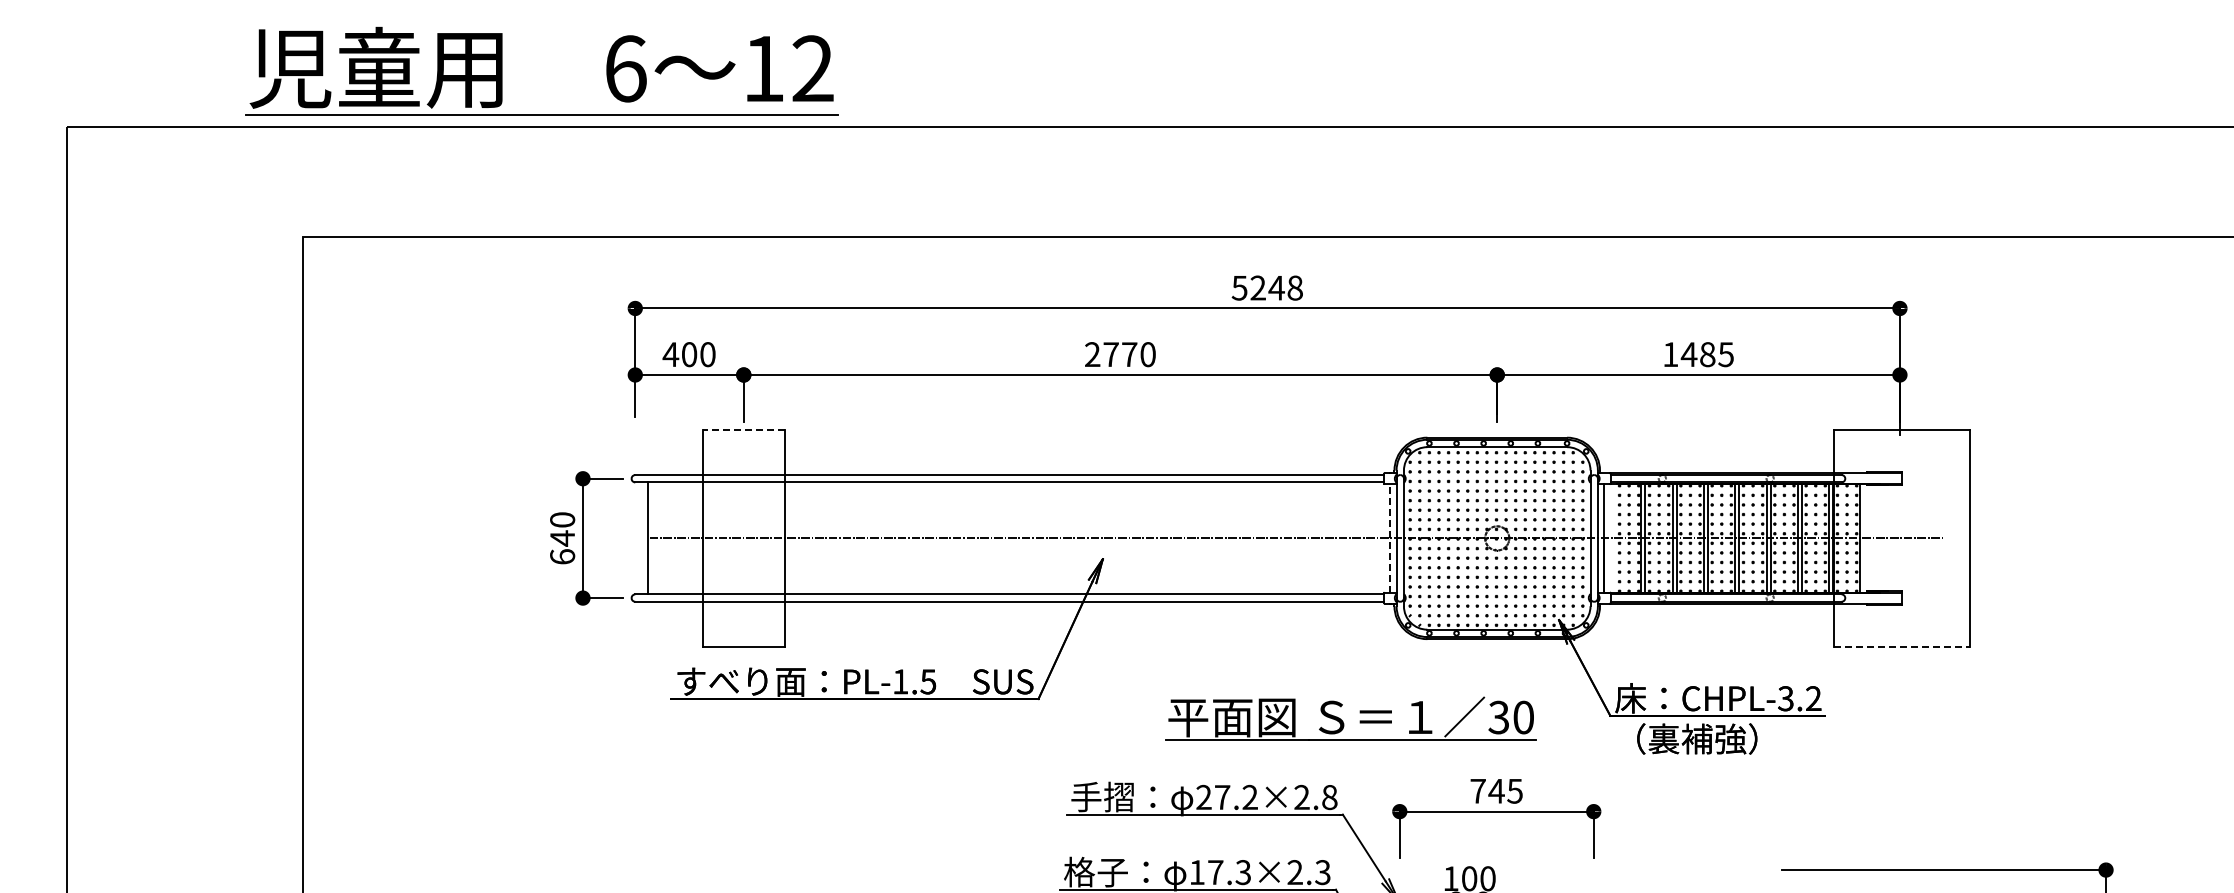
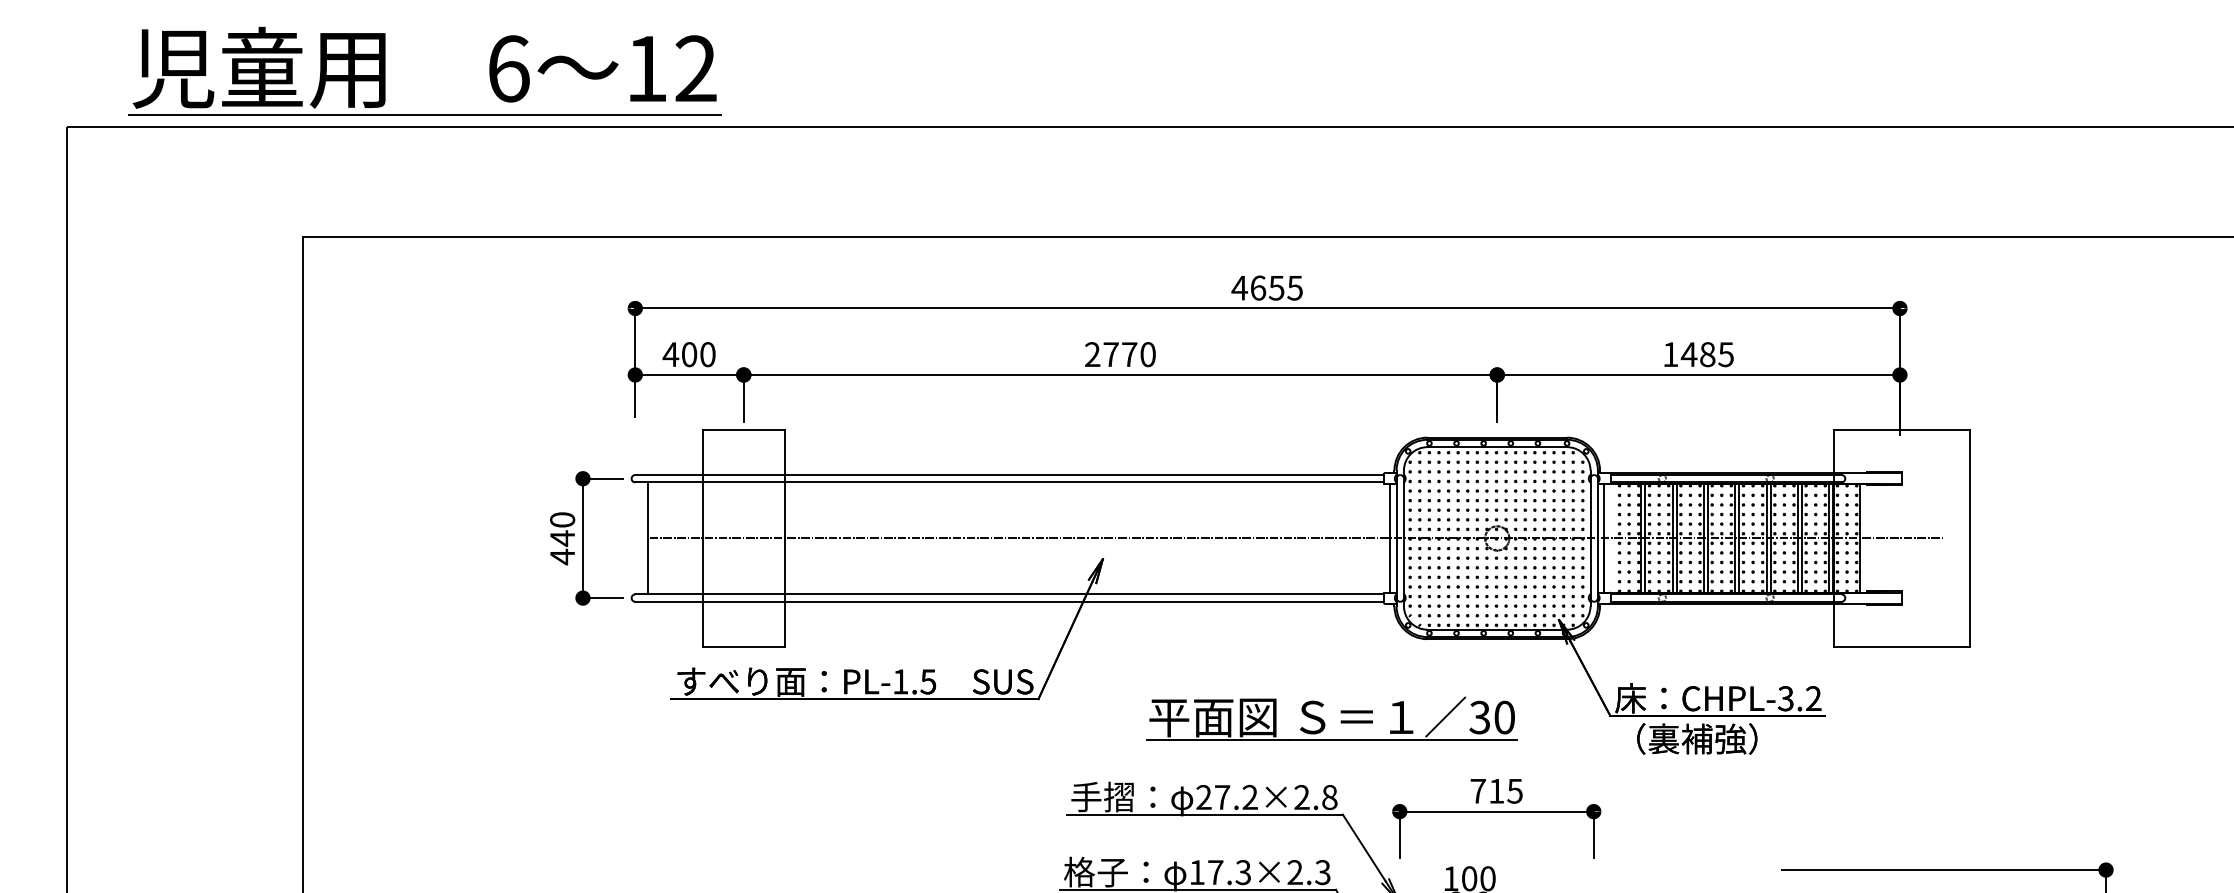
part position: (502, 70) -> (385, 70) (385, 70)
text: 5248 -> 4655 (1266, 287)
line: dashed -> solid (743, 429)
line: dashed -> solid (1390, 537)
text: 640 -> 440 (562, 556)
line: dashed -> solid (1901, 646)
part position: (1343, 721) -> (1324, 721) (1324, 721)
text: 745 -> 715 (1496, 791)
